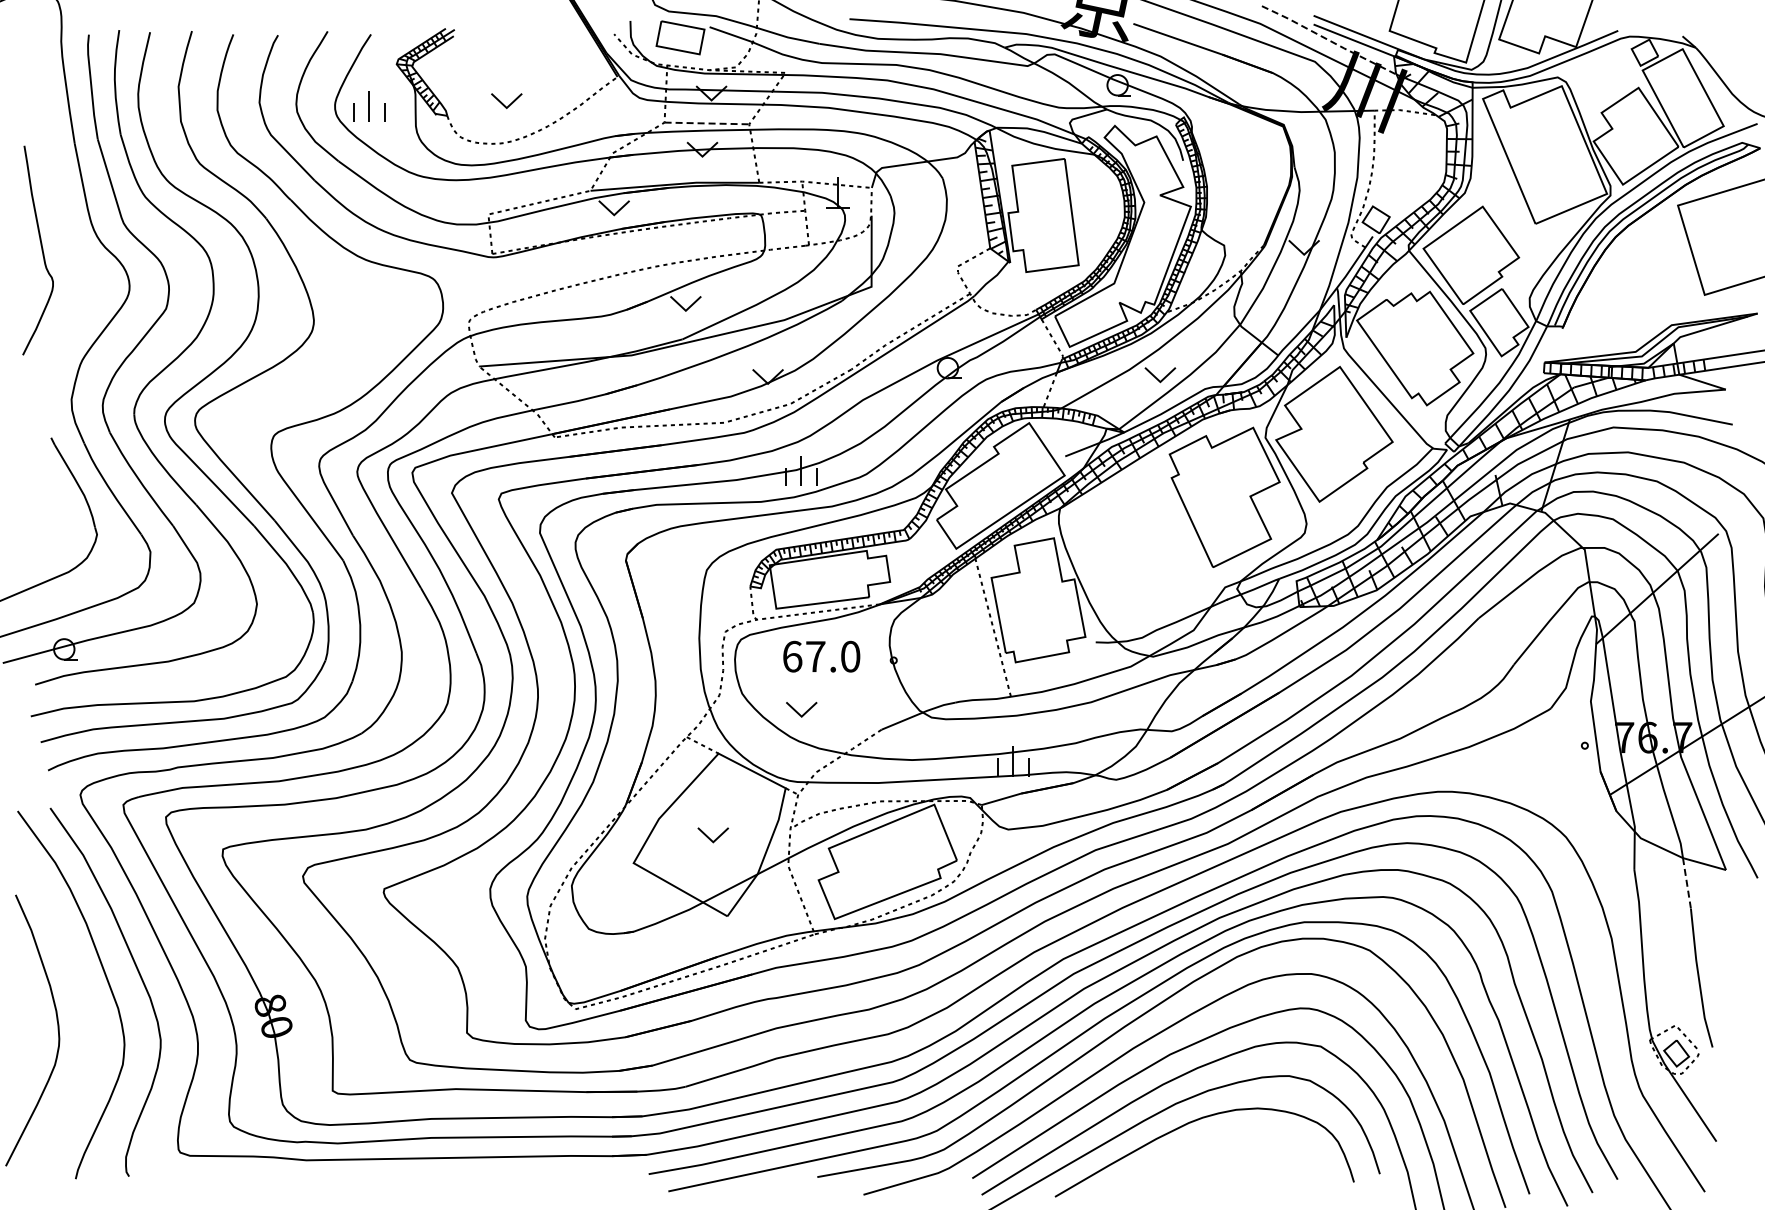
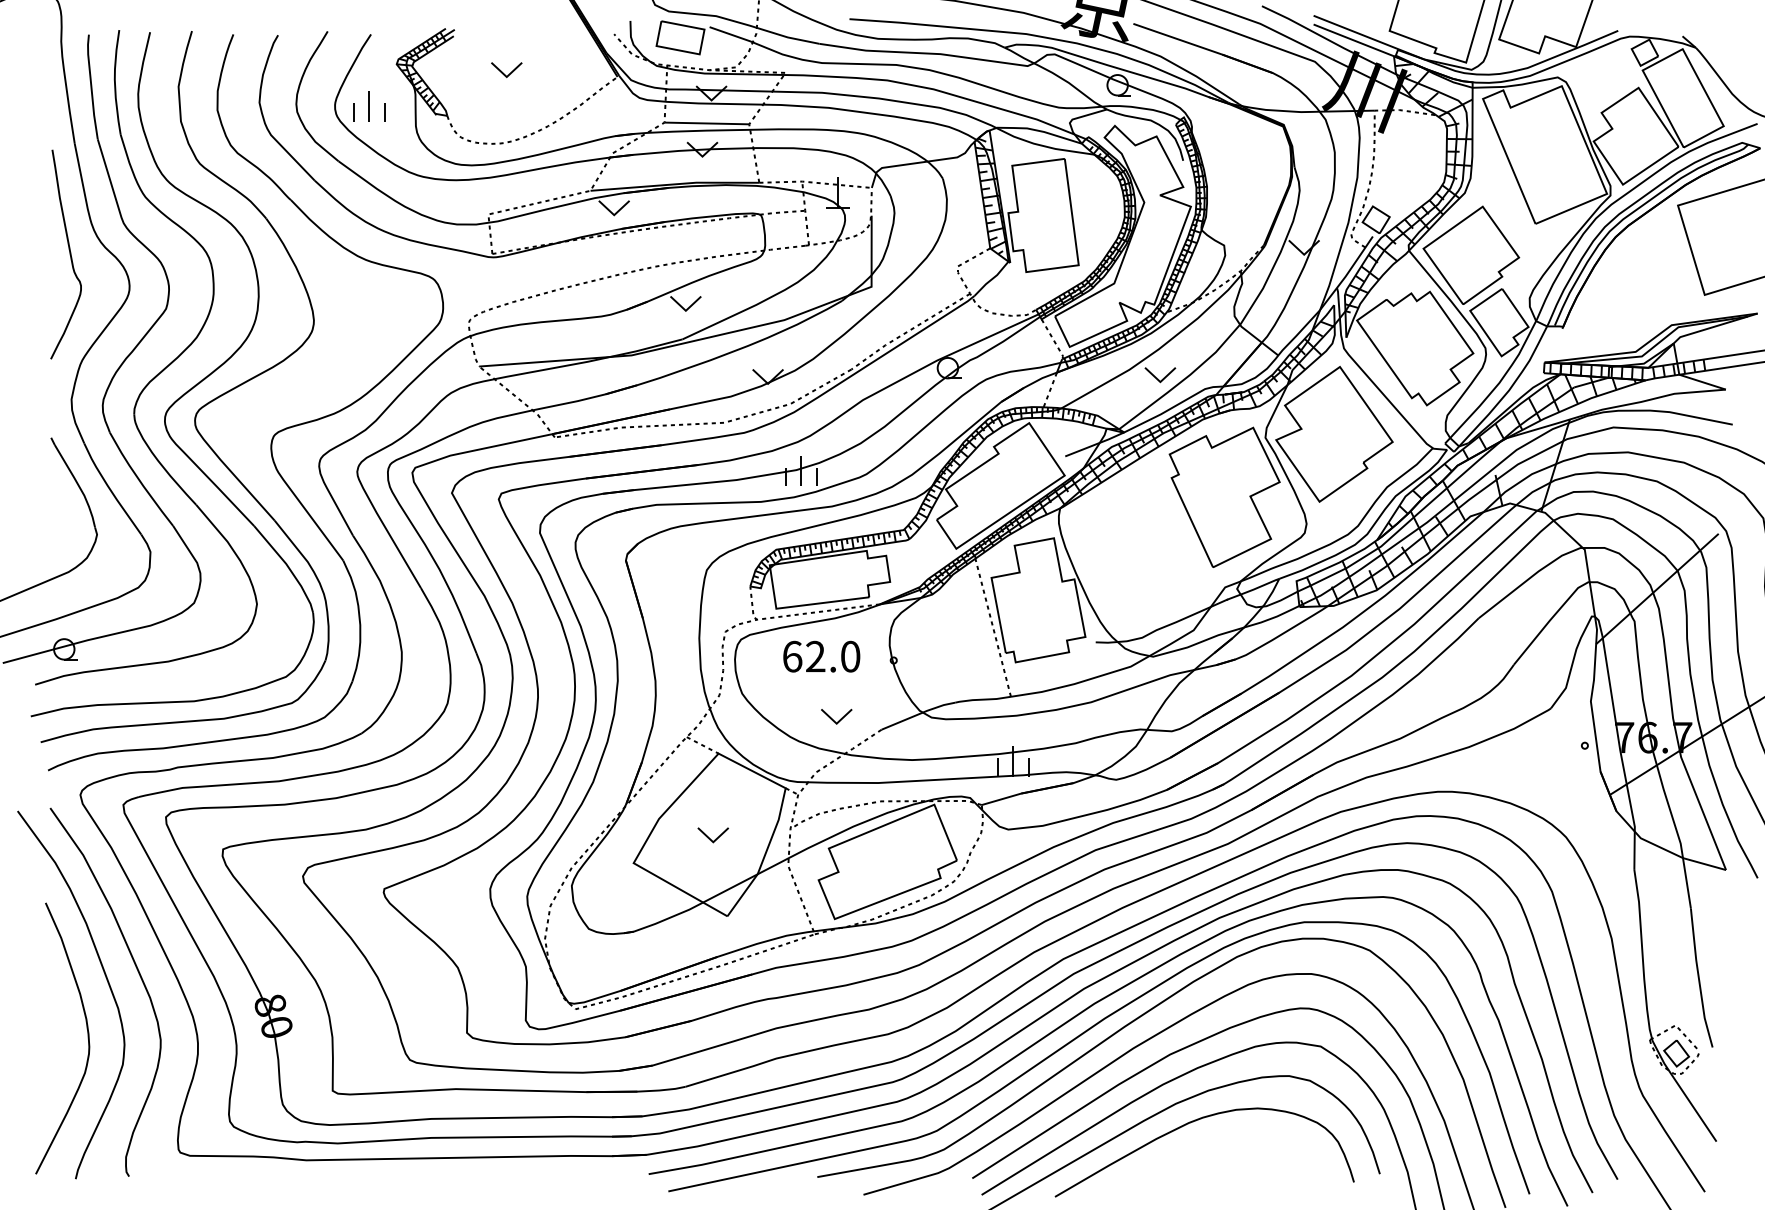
line: dashed -> solid (1329, 40)
part position: (506, 100) -> (506, 69) (506, 69)
line: dashed -> solid (707, 123)
curve position: (41, 250) -> (69, 254) (69, 254)
text: 67.0 -> 62.0 (815, 655)
part position: (801, 709) -> (836, 716) (836, 716)
line: dashed -> solid (1686, 883)
curve position: (57, 1030) -> (87, 1038) (87, 1038)
